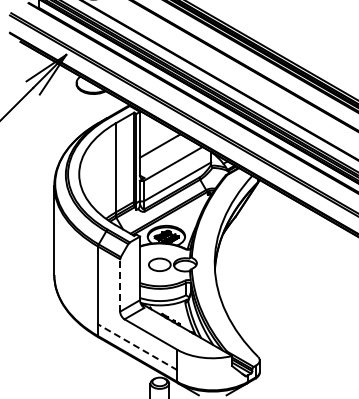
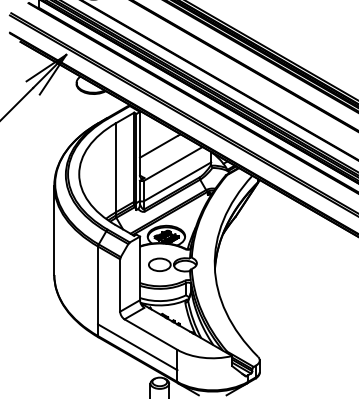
line: dashed -> solid (120, 285)
line: dashed -> solid (137, 347)
